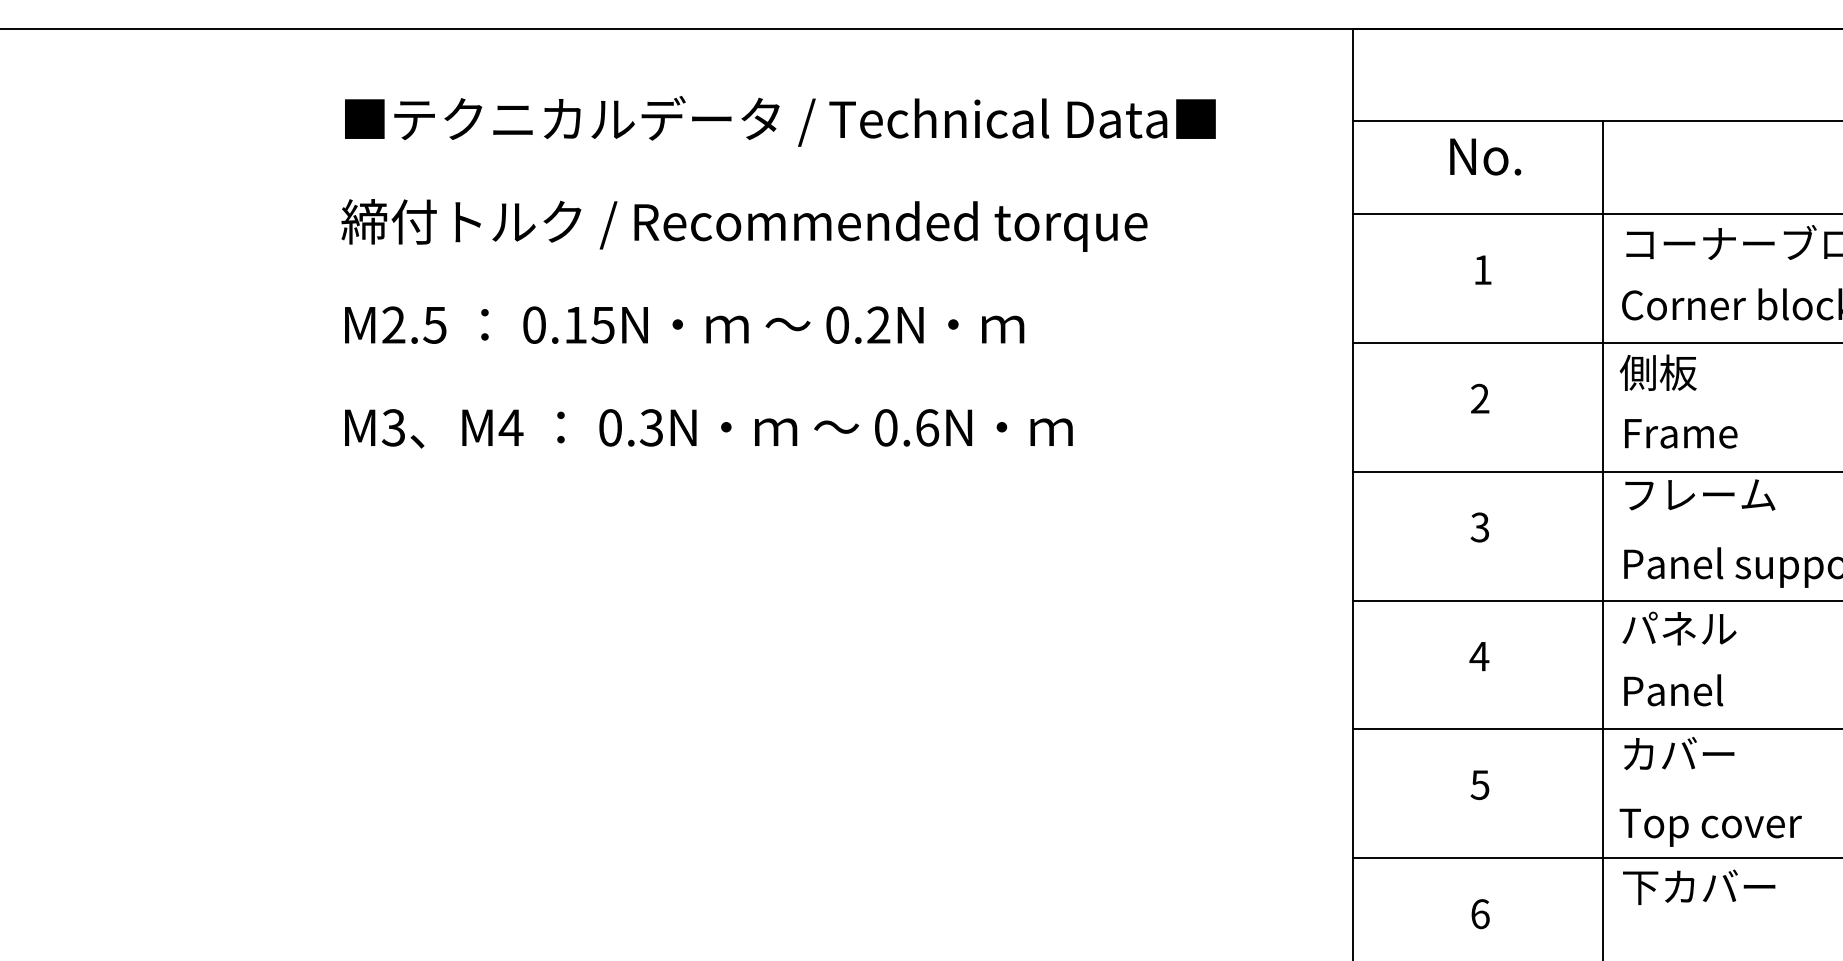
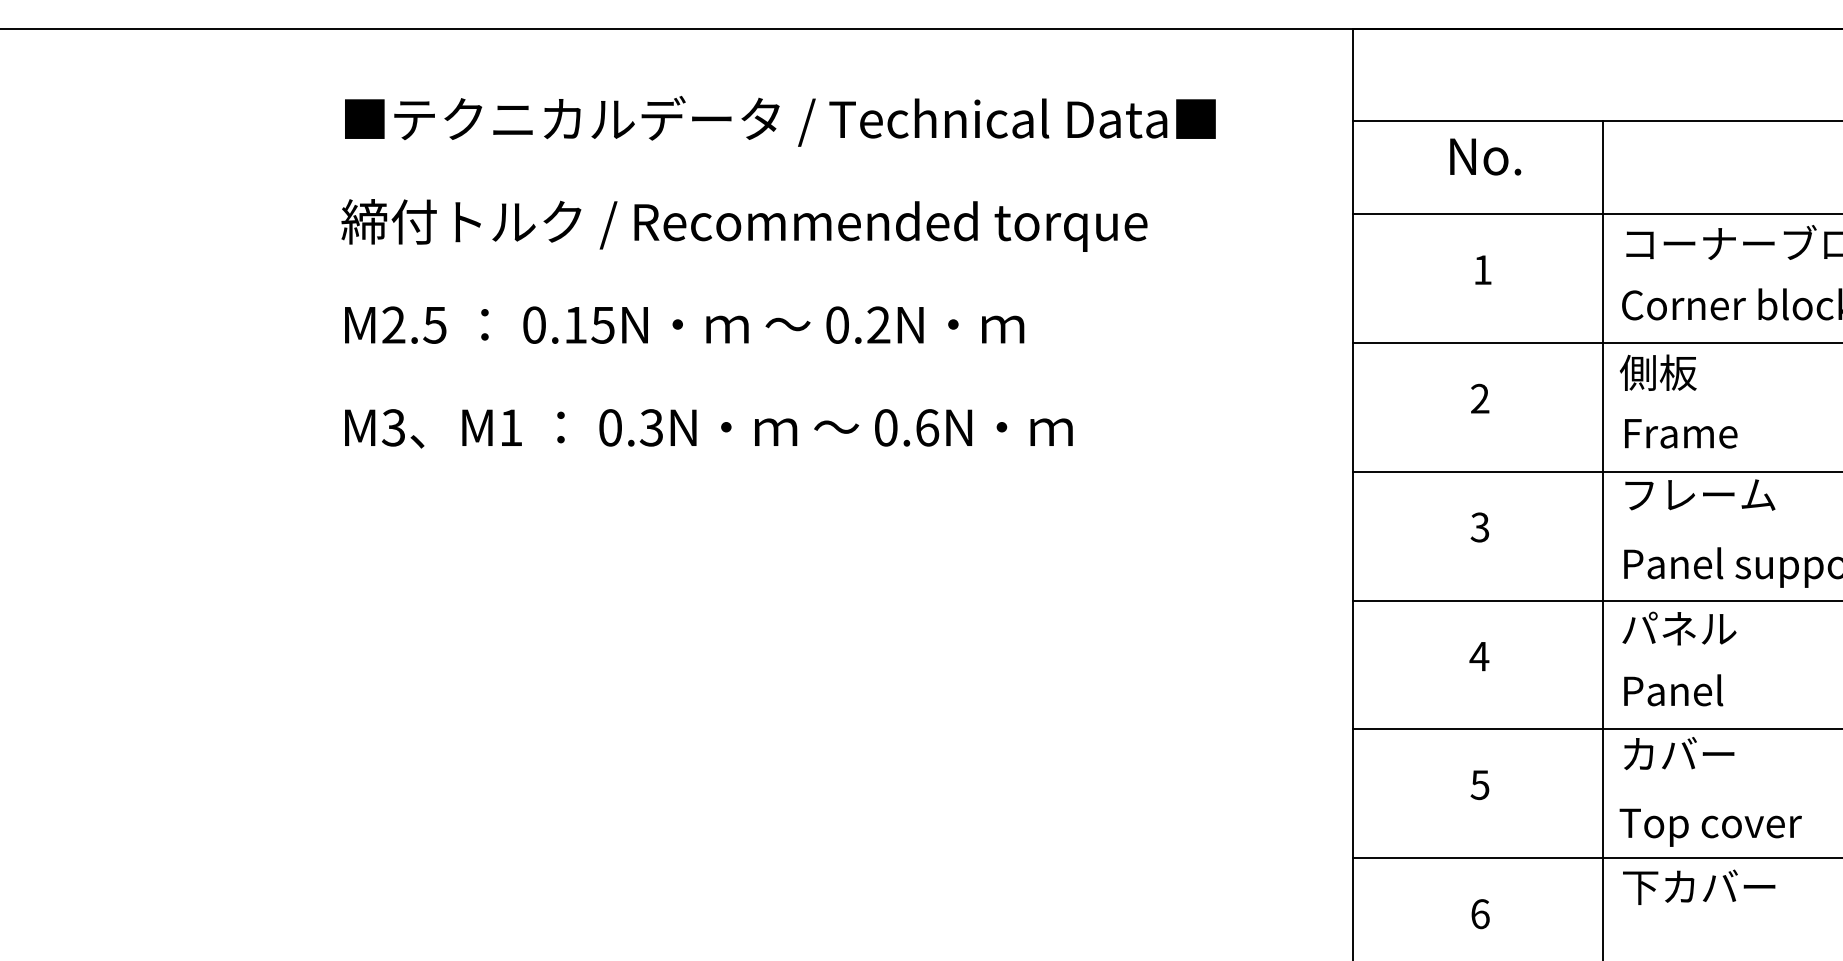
text: M4 -> M1 (510, 427)
